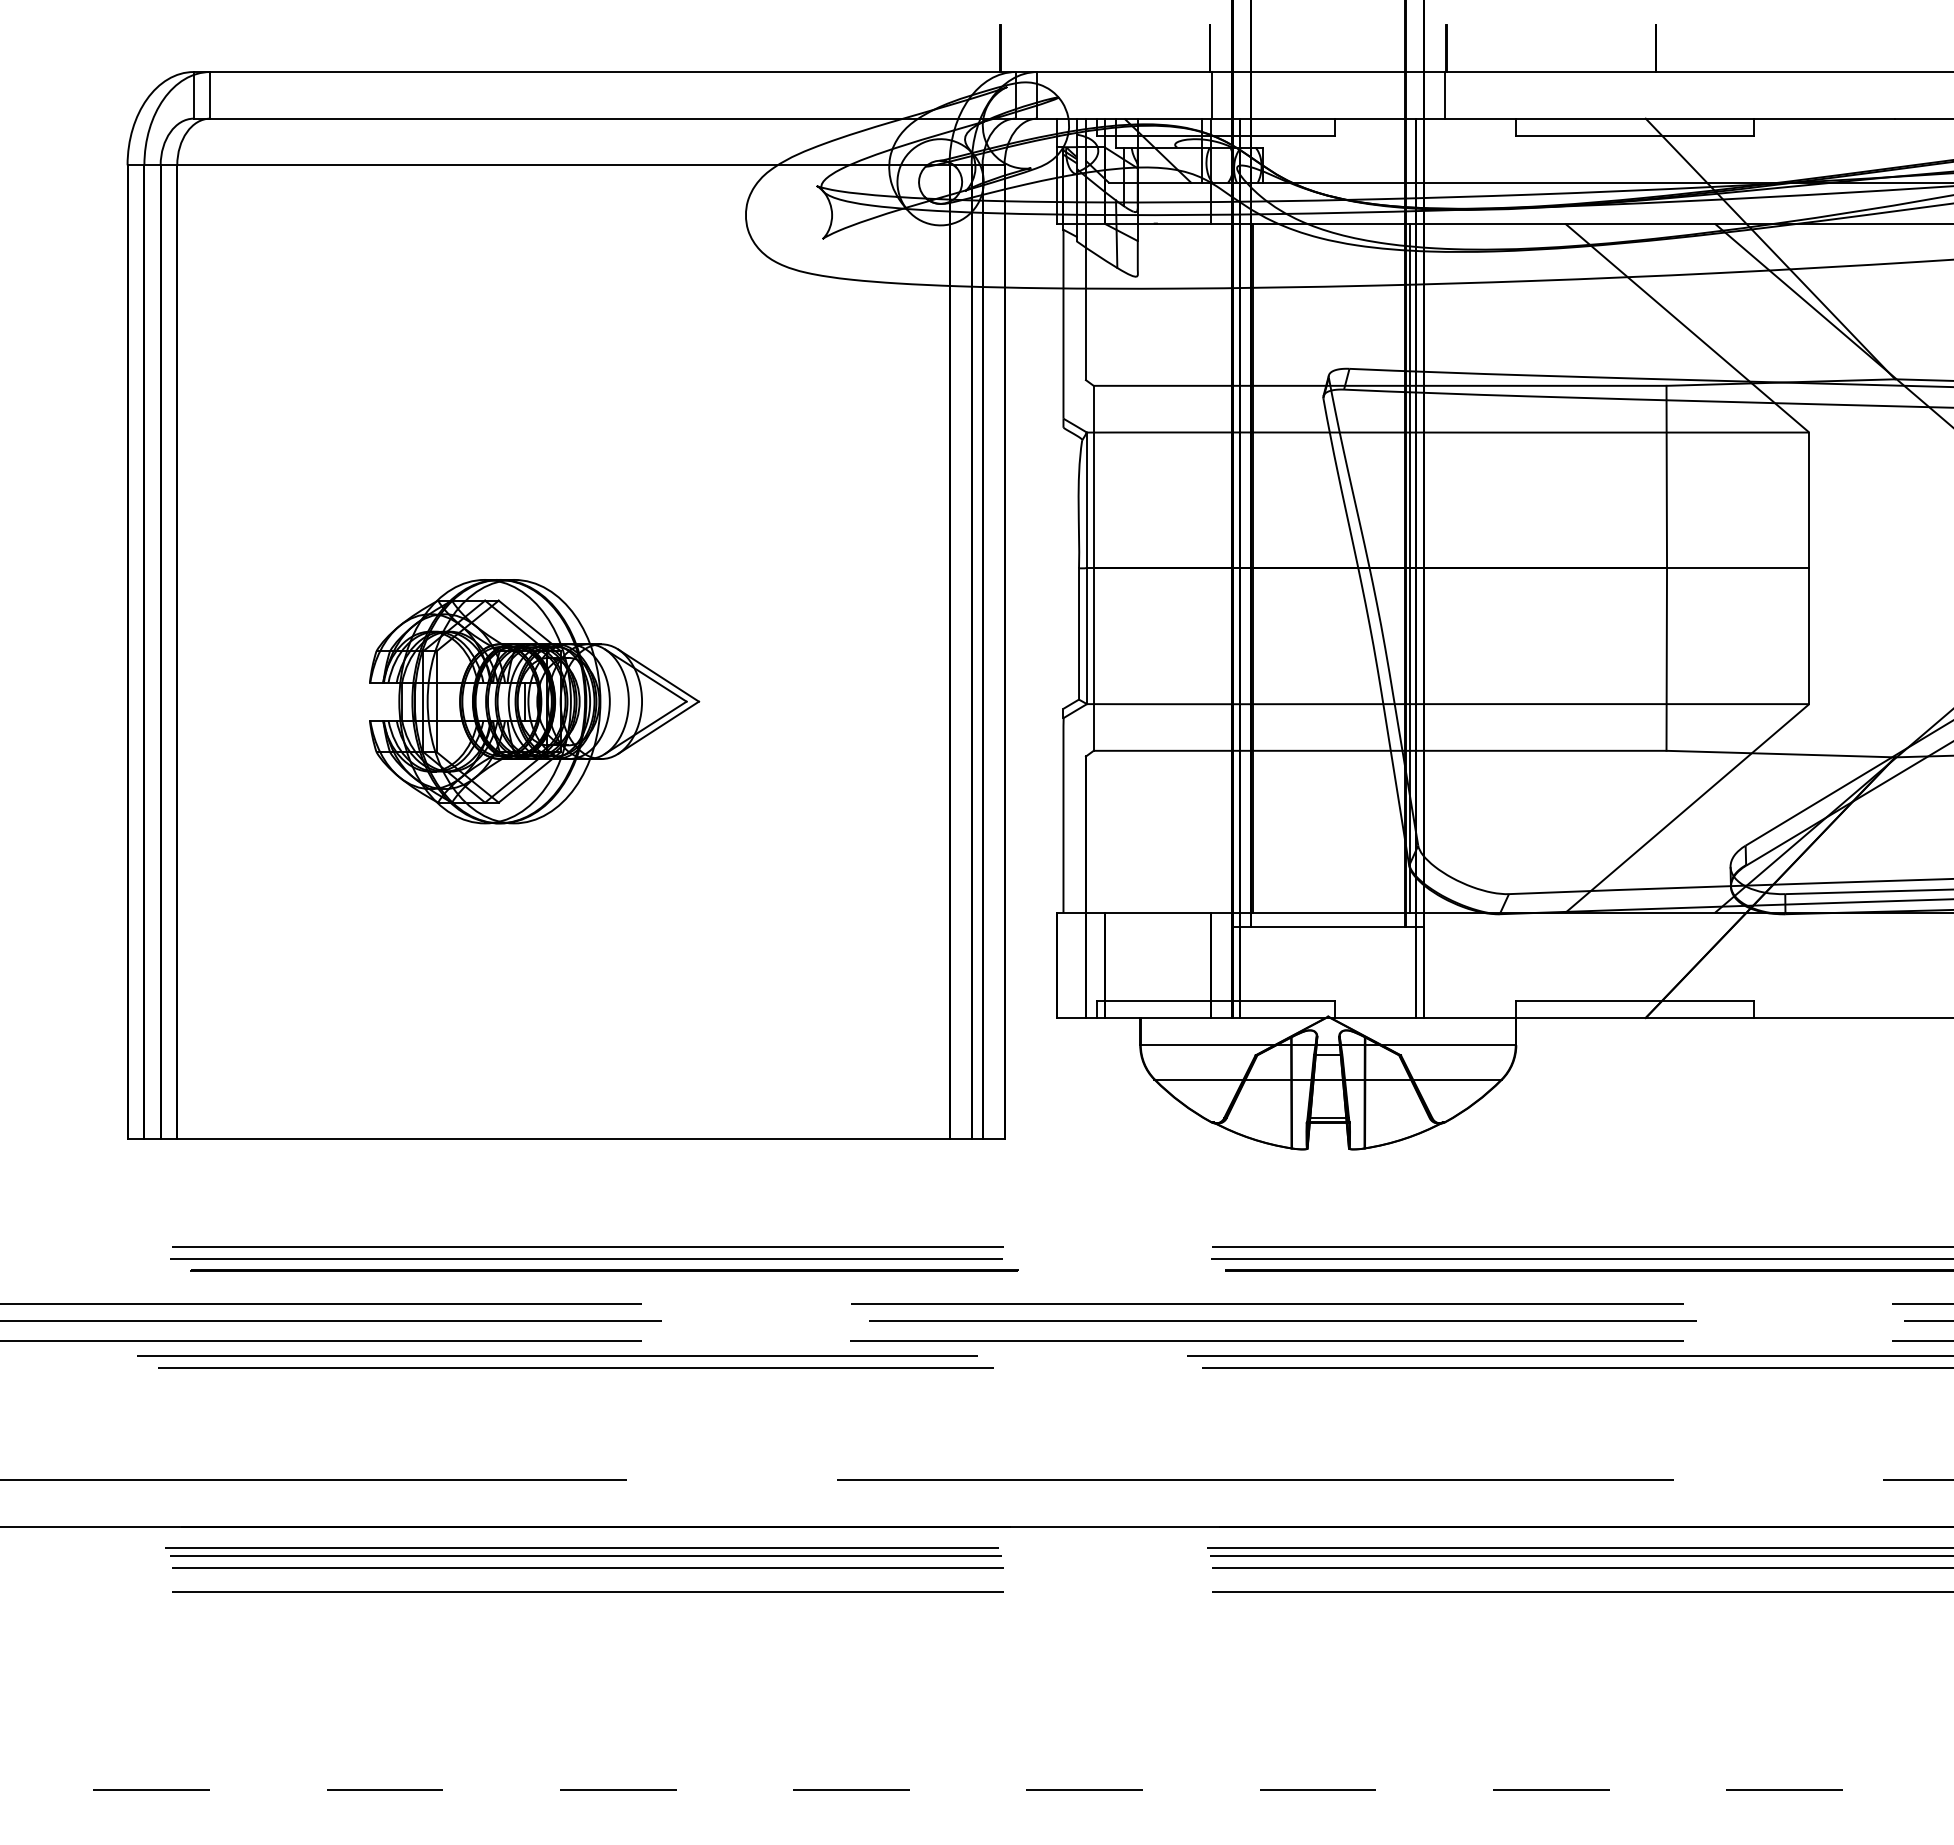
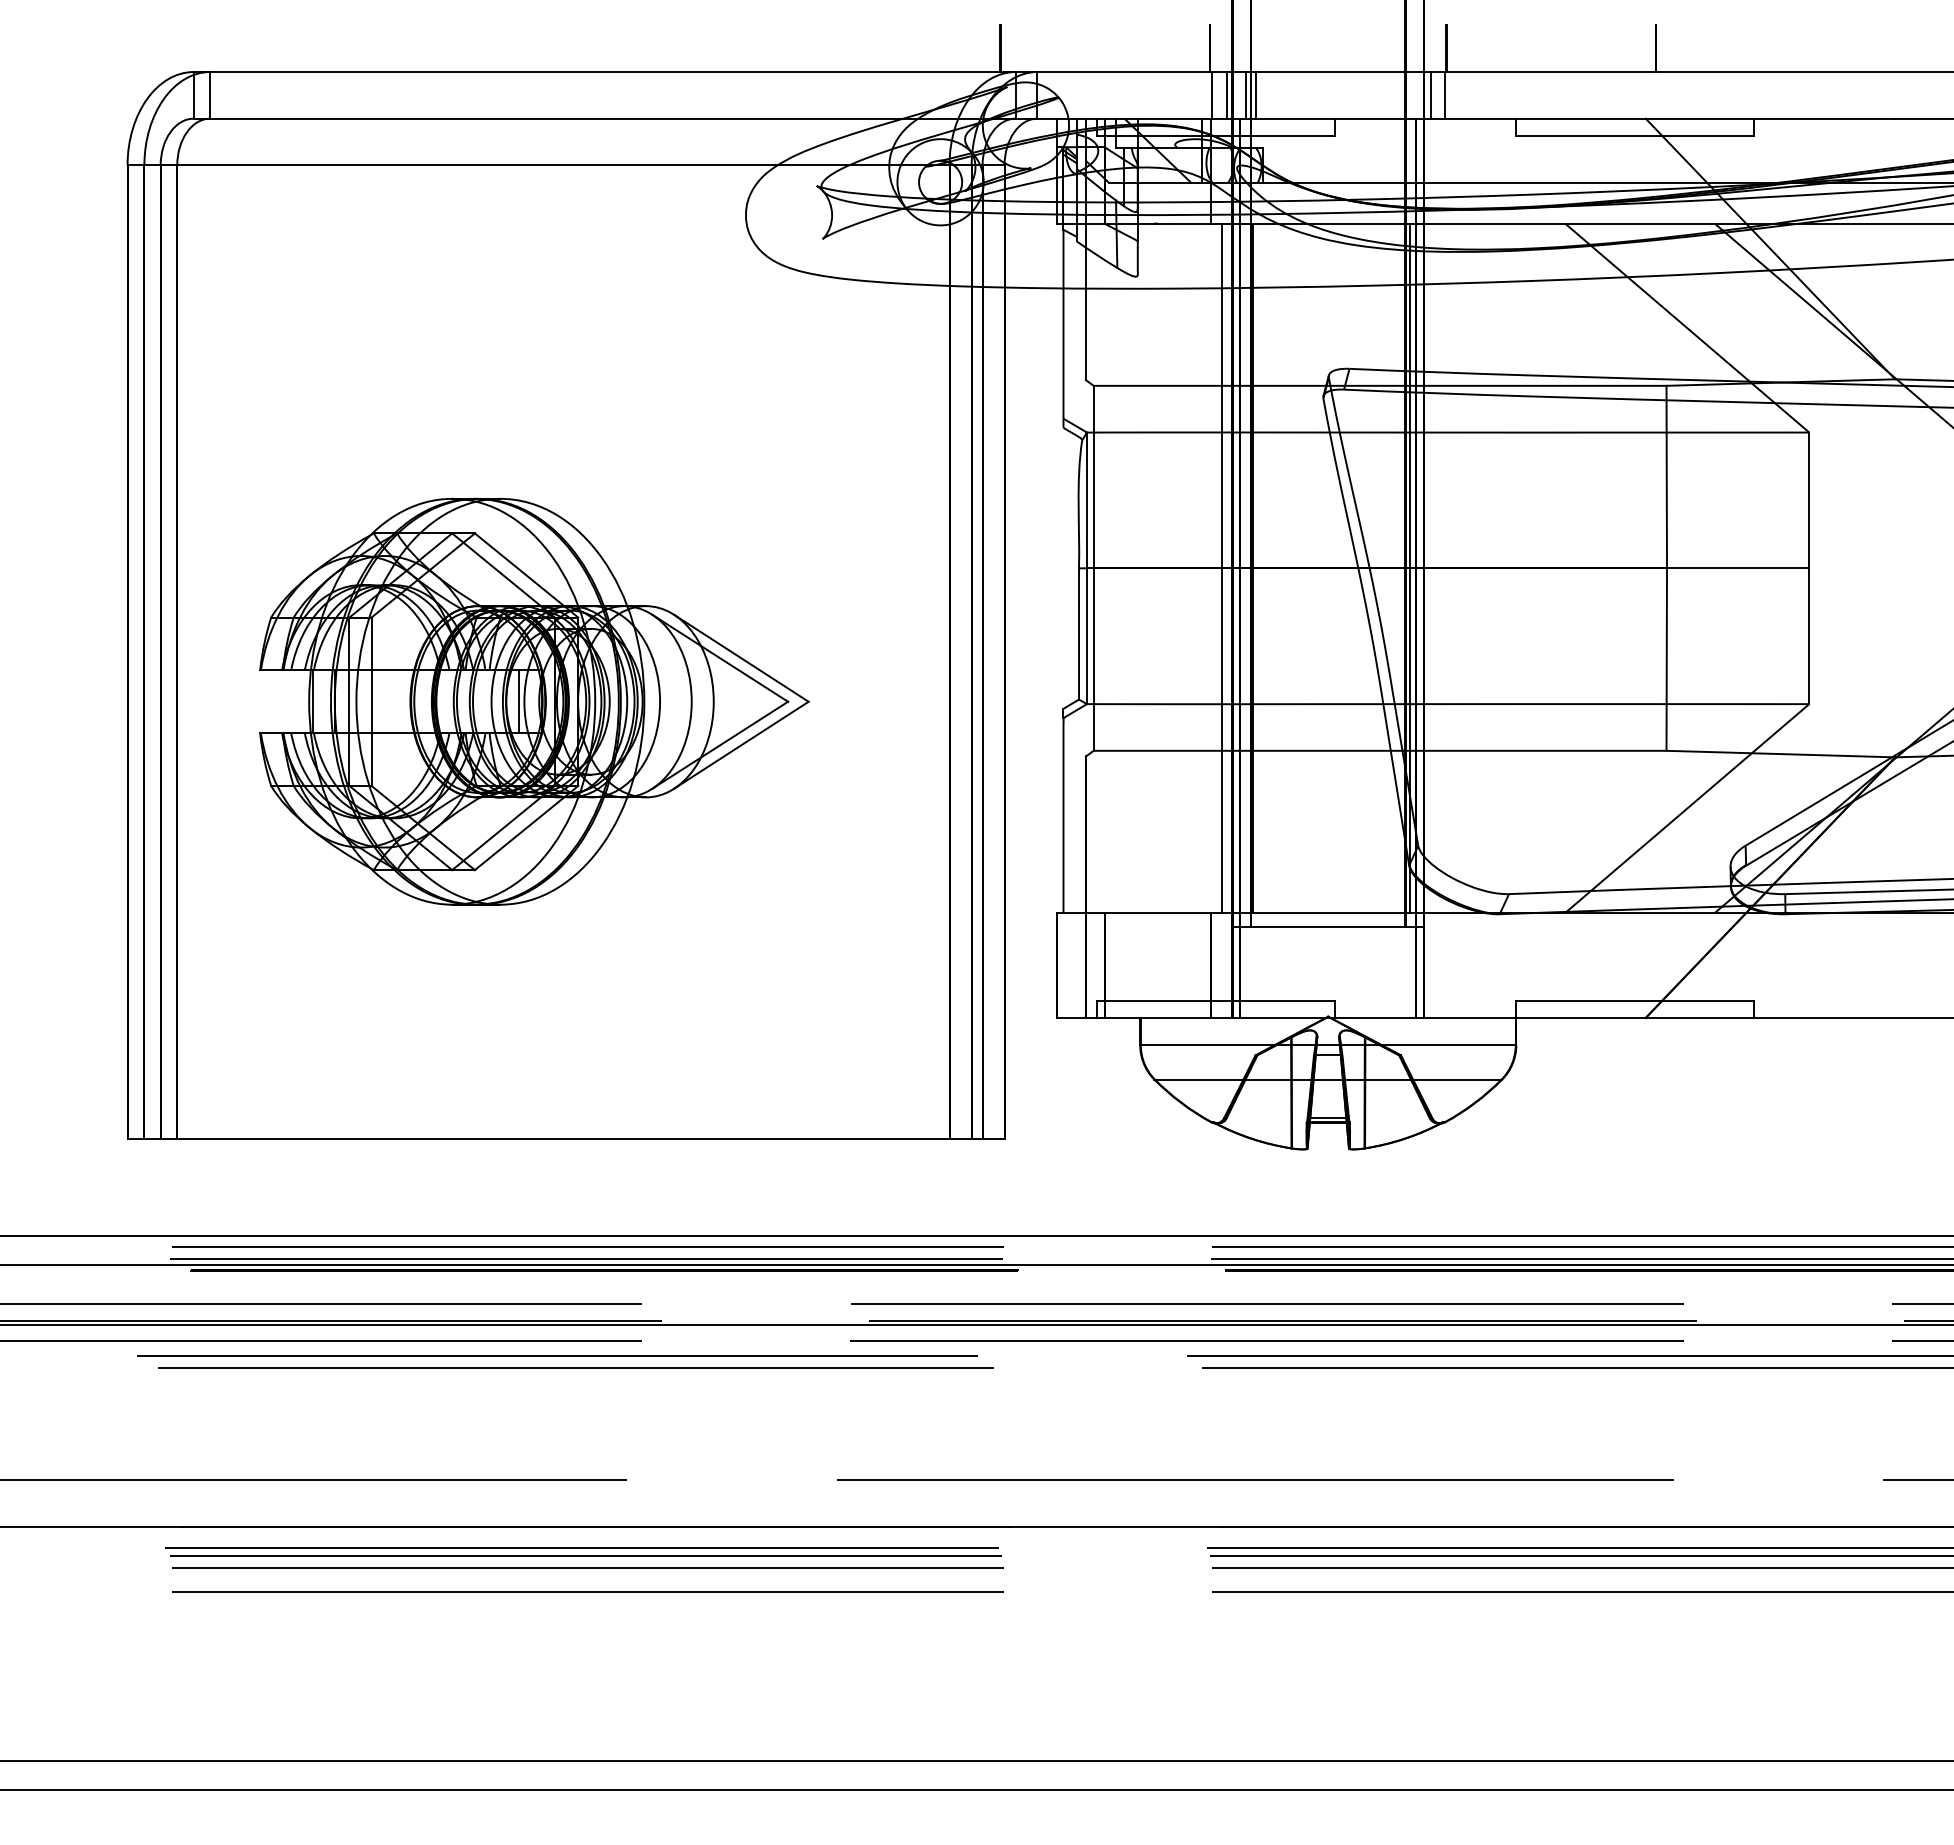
line: none -> present (1226, 95)
line: none -> present (1246, 95)
line: none -> present (1256, 95)
line: none -> present (1430, 95)
line: none -> present (1221, 568)
part size: 332x246 px -> 551x409 px (534, 701)
line: none -> present (976, 1235)
line: none -> present (976, 1265)
line: none -> present (976, 1324)
line: none -> present (976, 1760)
line: dashed -> solid (976, 1789)
